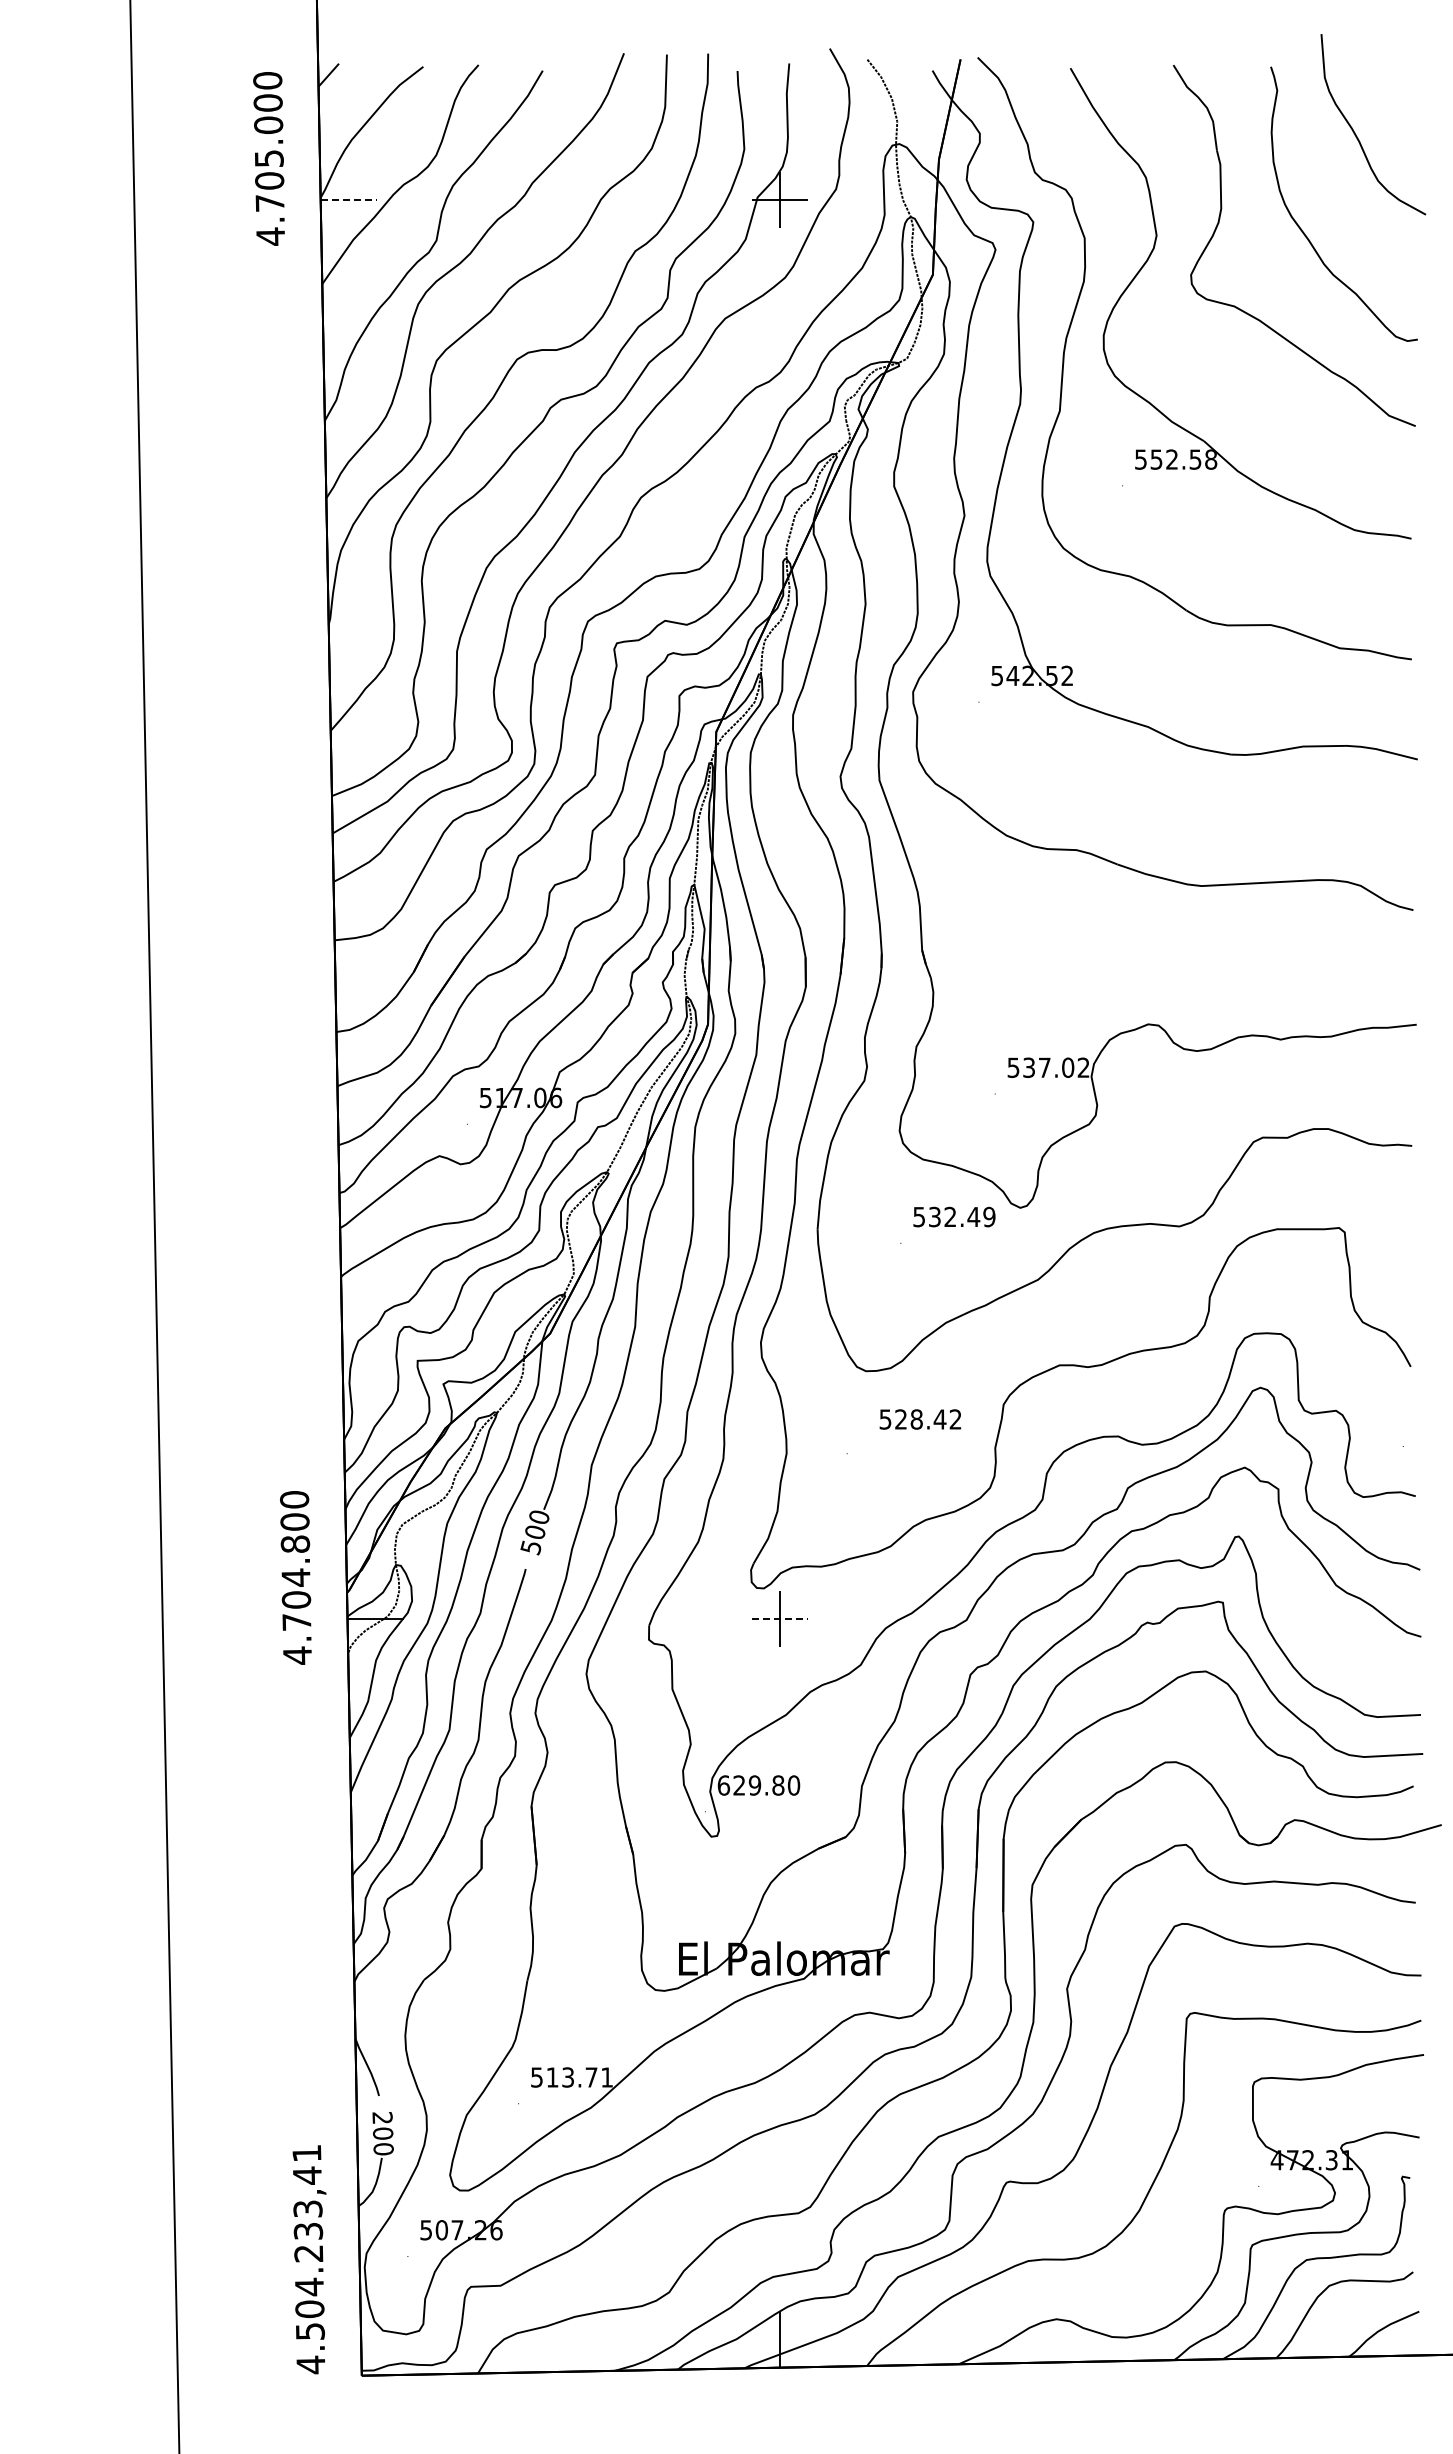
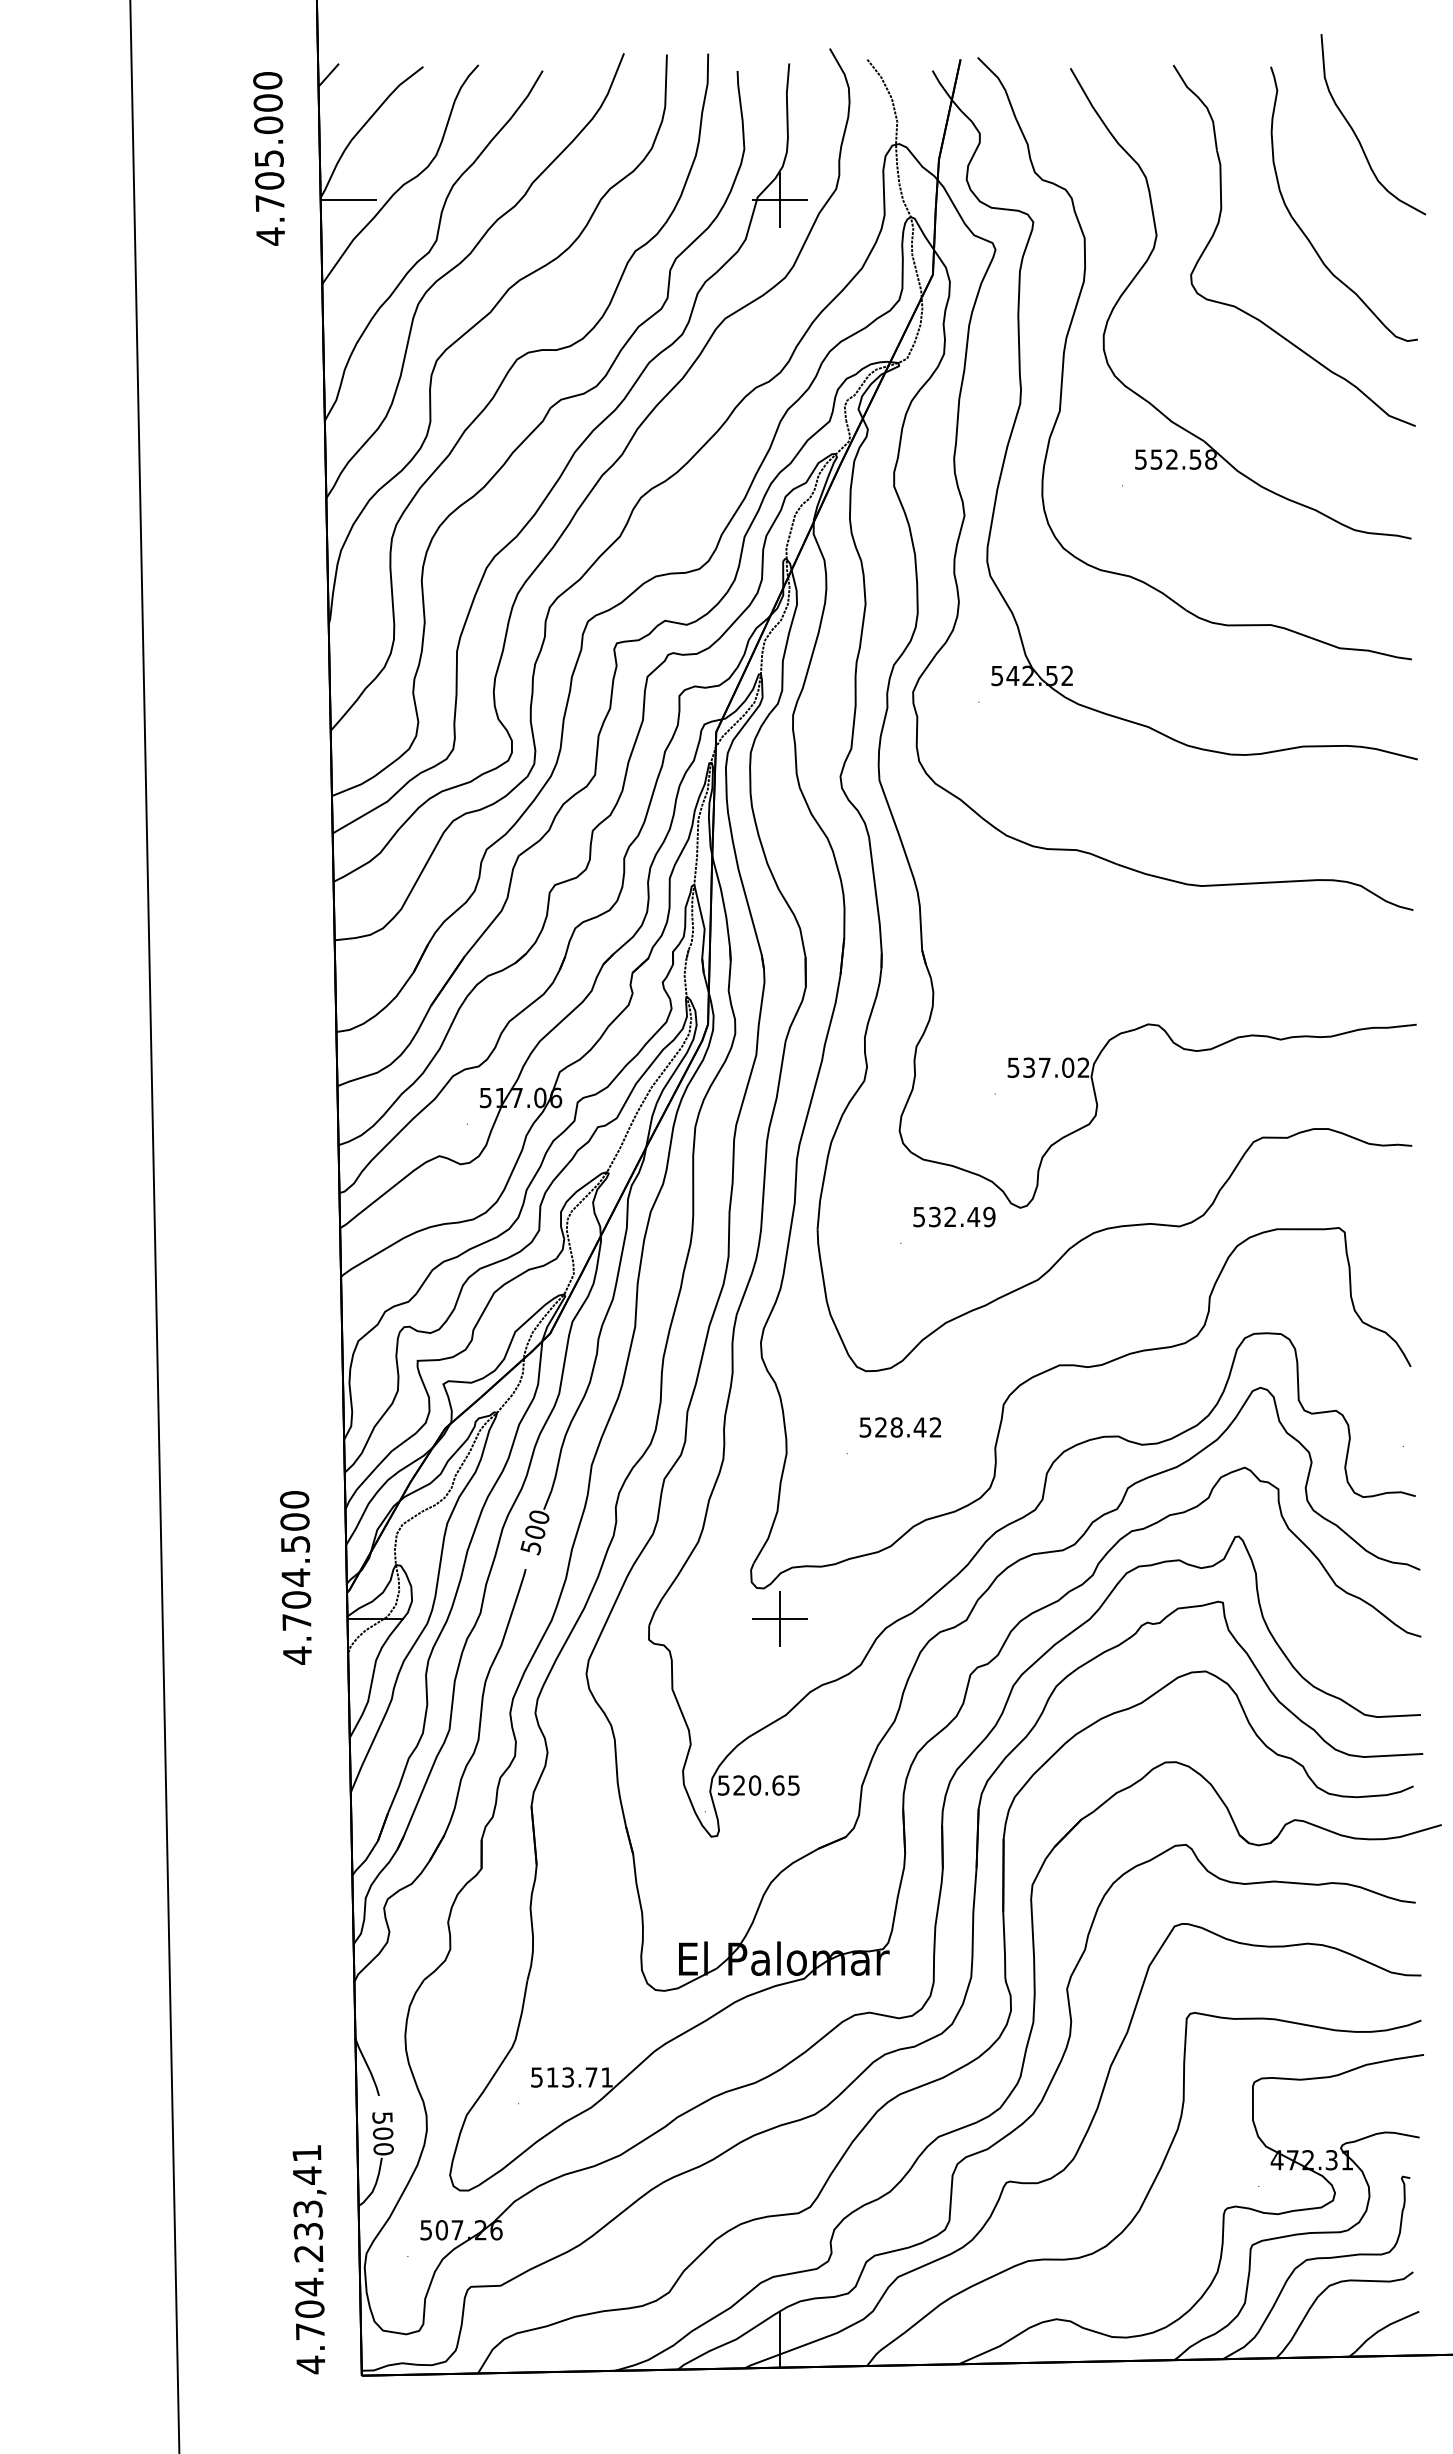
line: dashed -> solid (349, 200)
text position: (920, 1419) -> (900, 1427) (900, 1427)
text: 4.704.800 -> 4.704.500 (295, 1543)
line: dashed -> solid (780, 1619)
text: 629.80 -> 520.65 (758, 1785)
text: 200 -> 500 (382, 2117)
text: 4.504.233,41 -> 4.704.233,41 (310, 2331)
